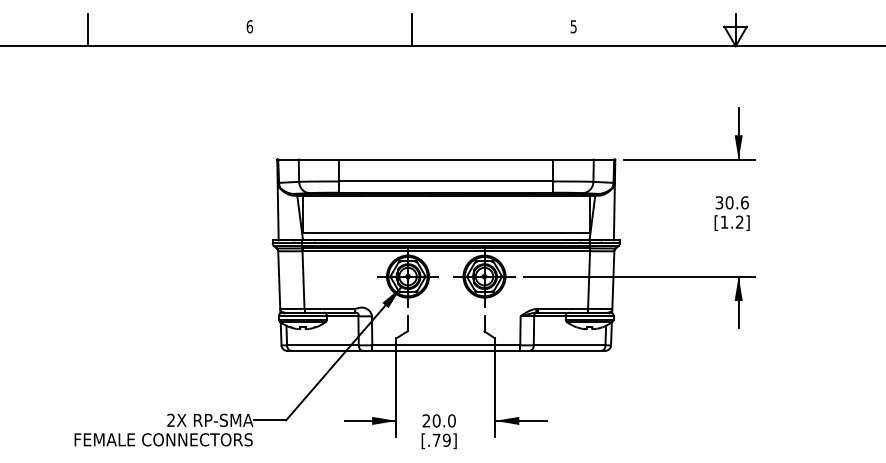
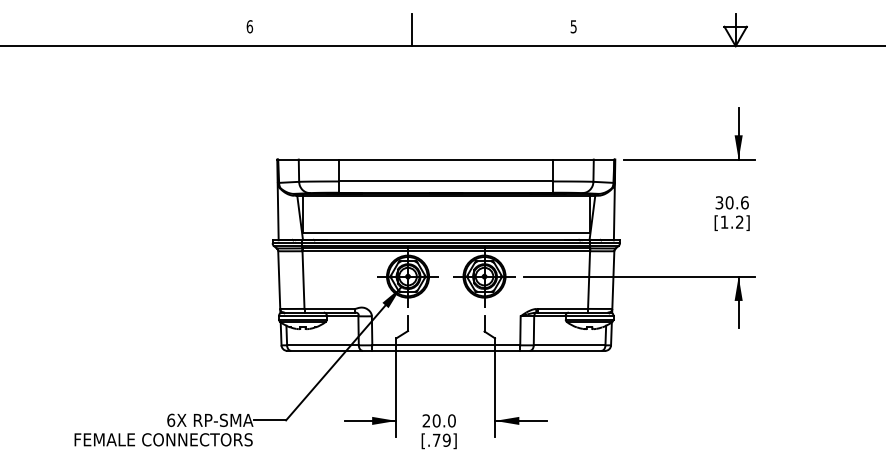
line: present -> none (87, 29)
text: 2X -> 6X (171, 419)
